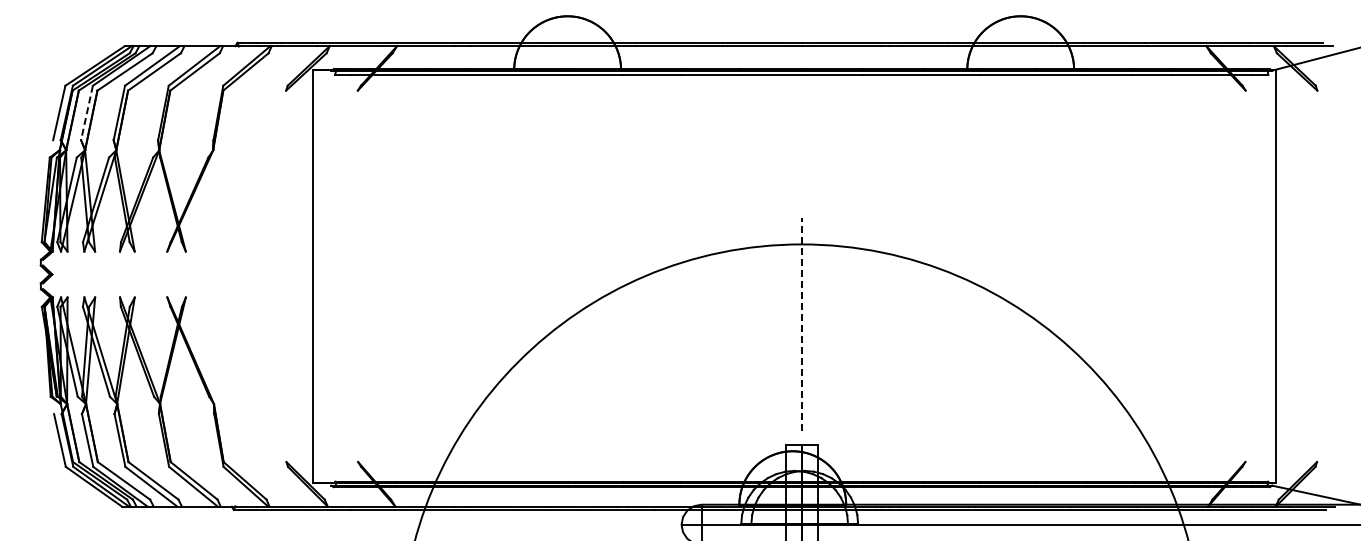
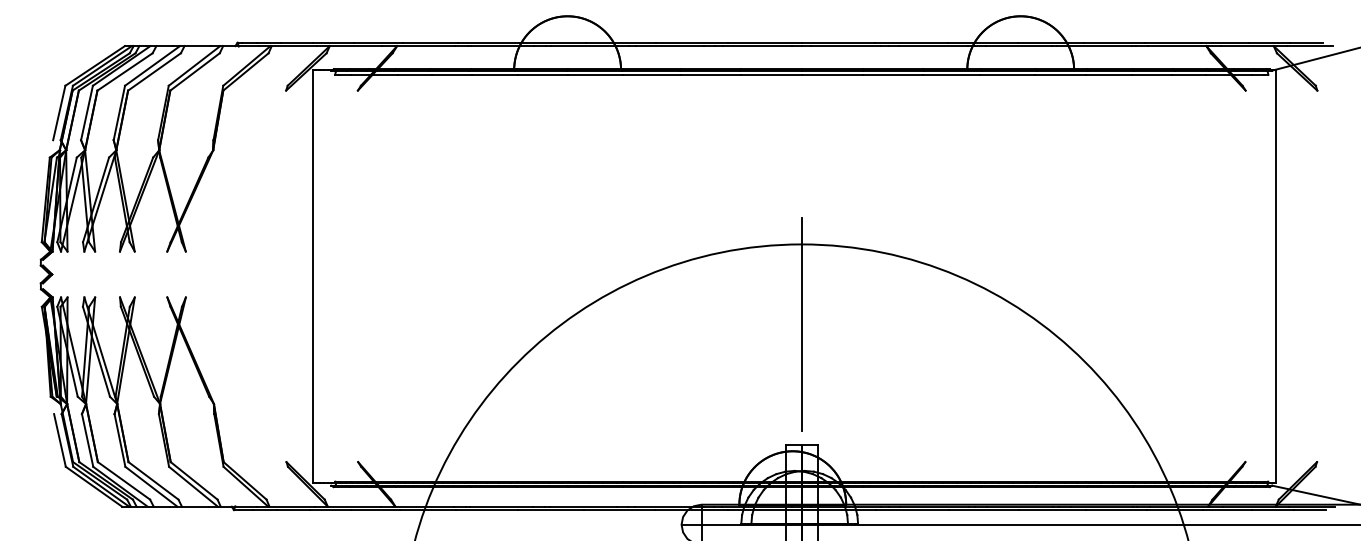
line: dashed -> solid (87, 113)
line: dashed -> solid (801, 324)
